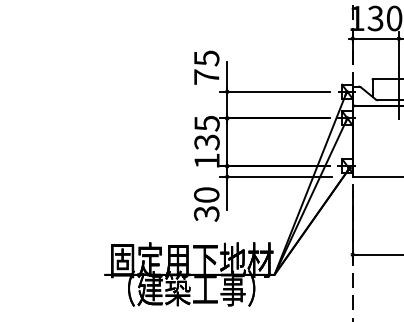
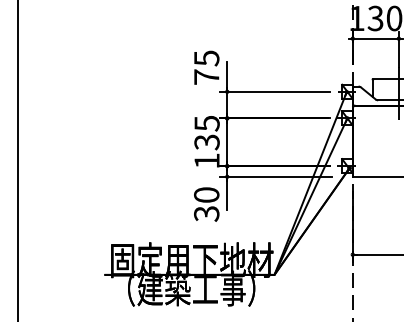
line: none -> present (17, 160)
